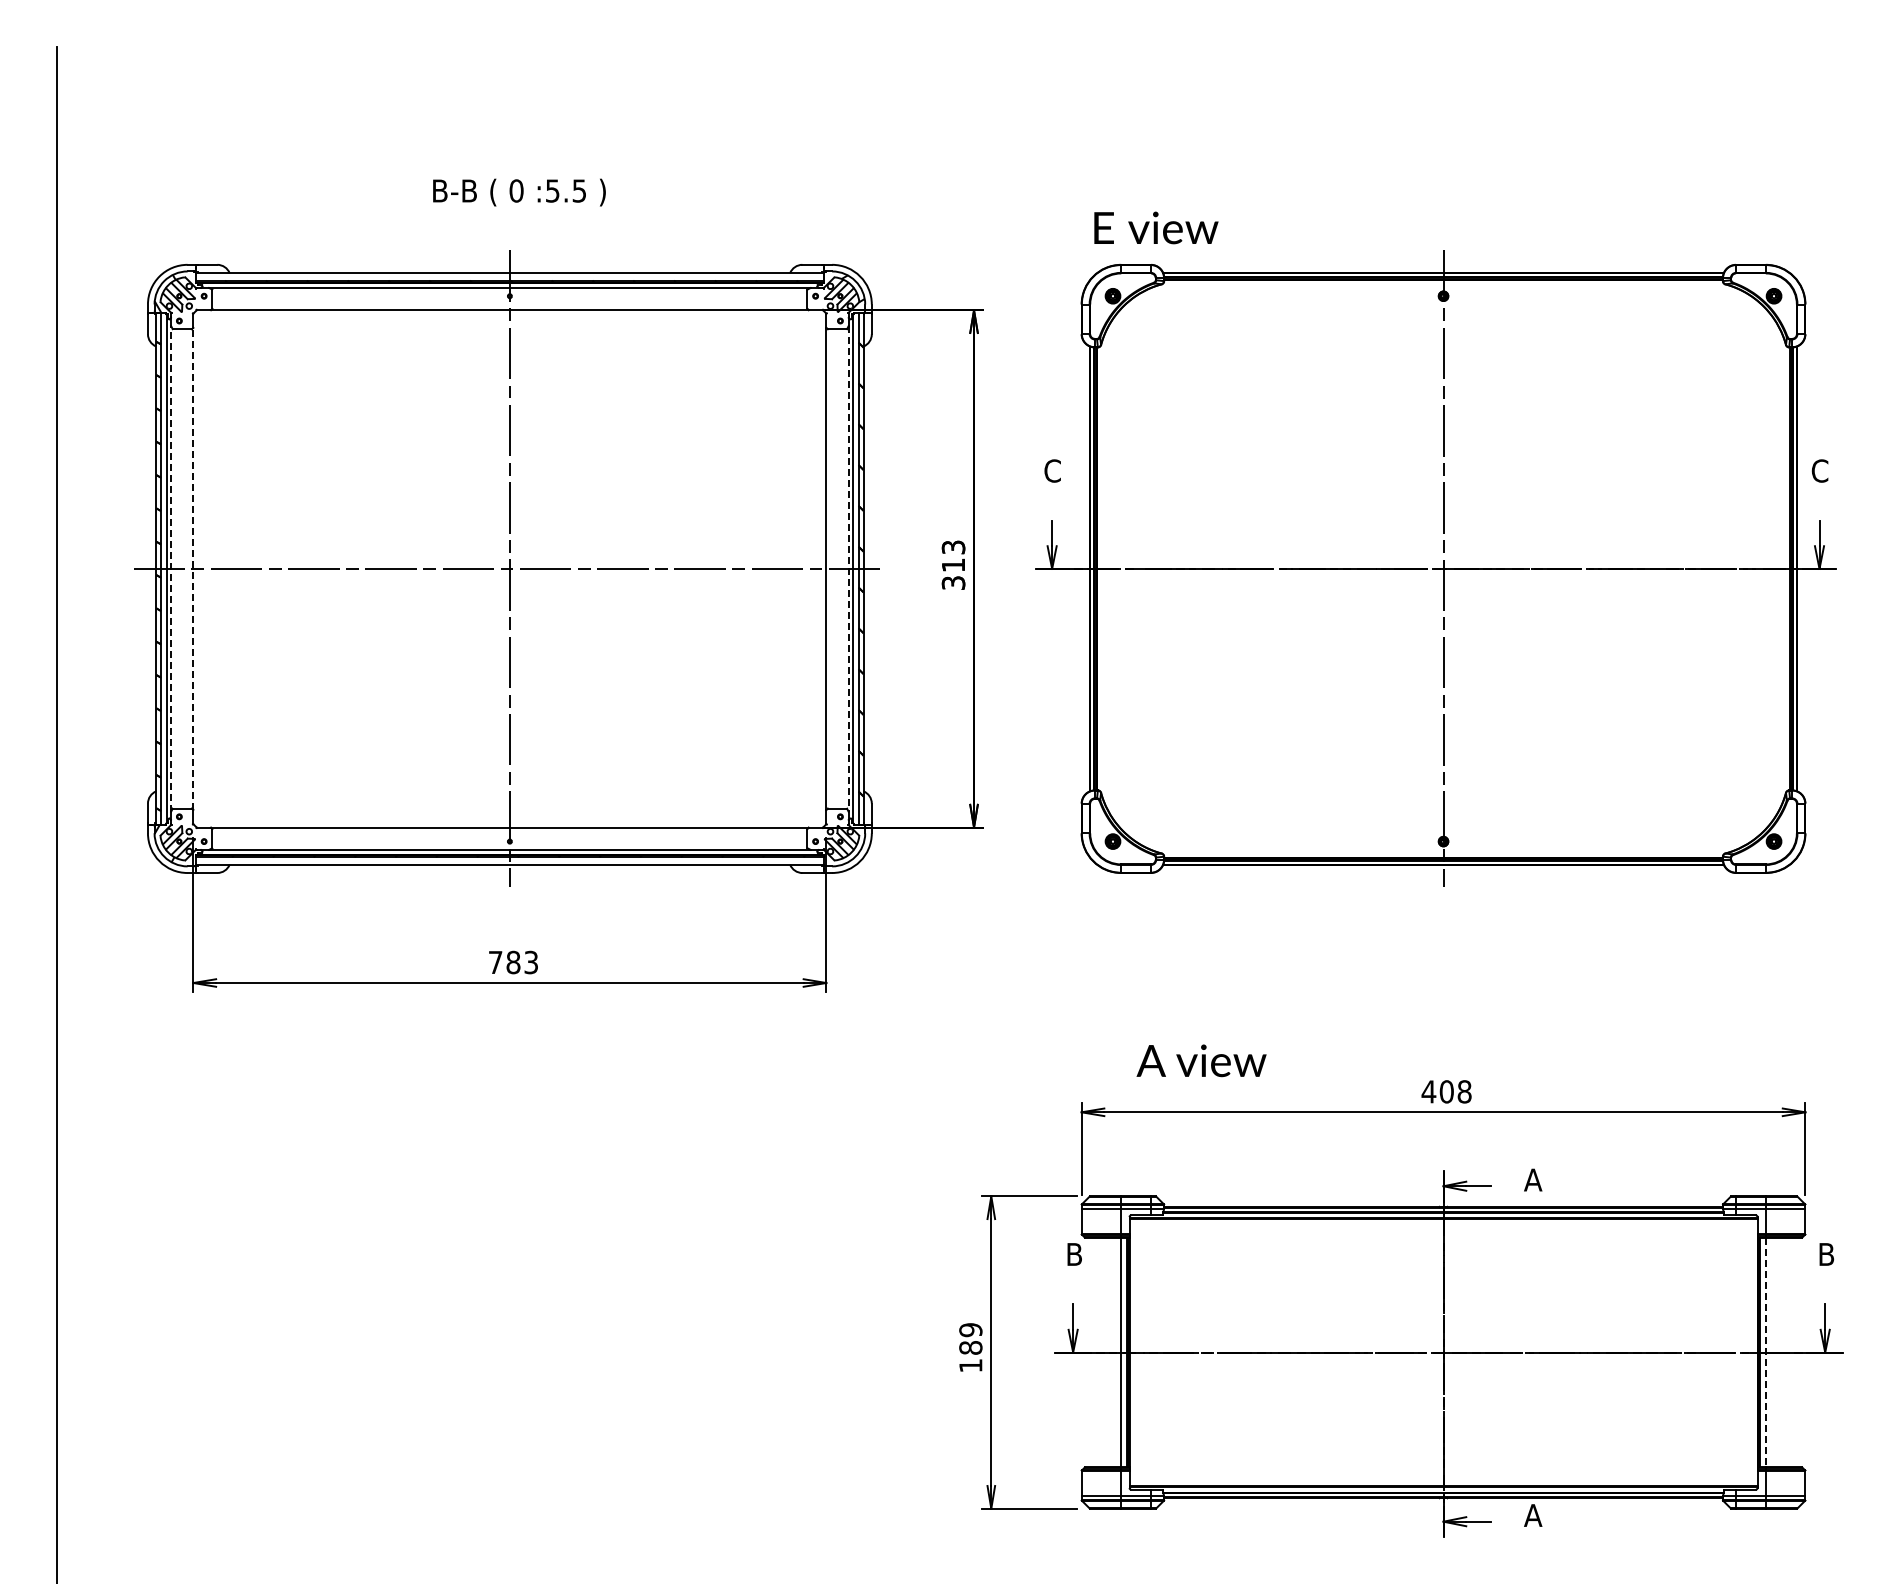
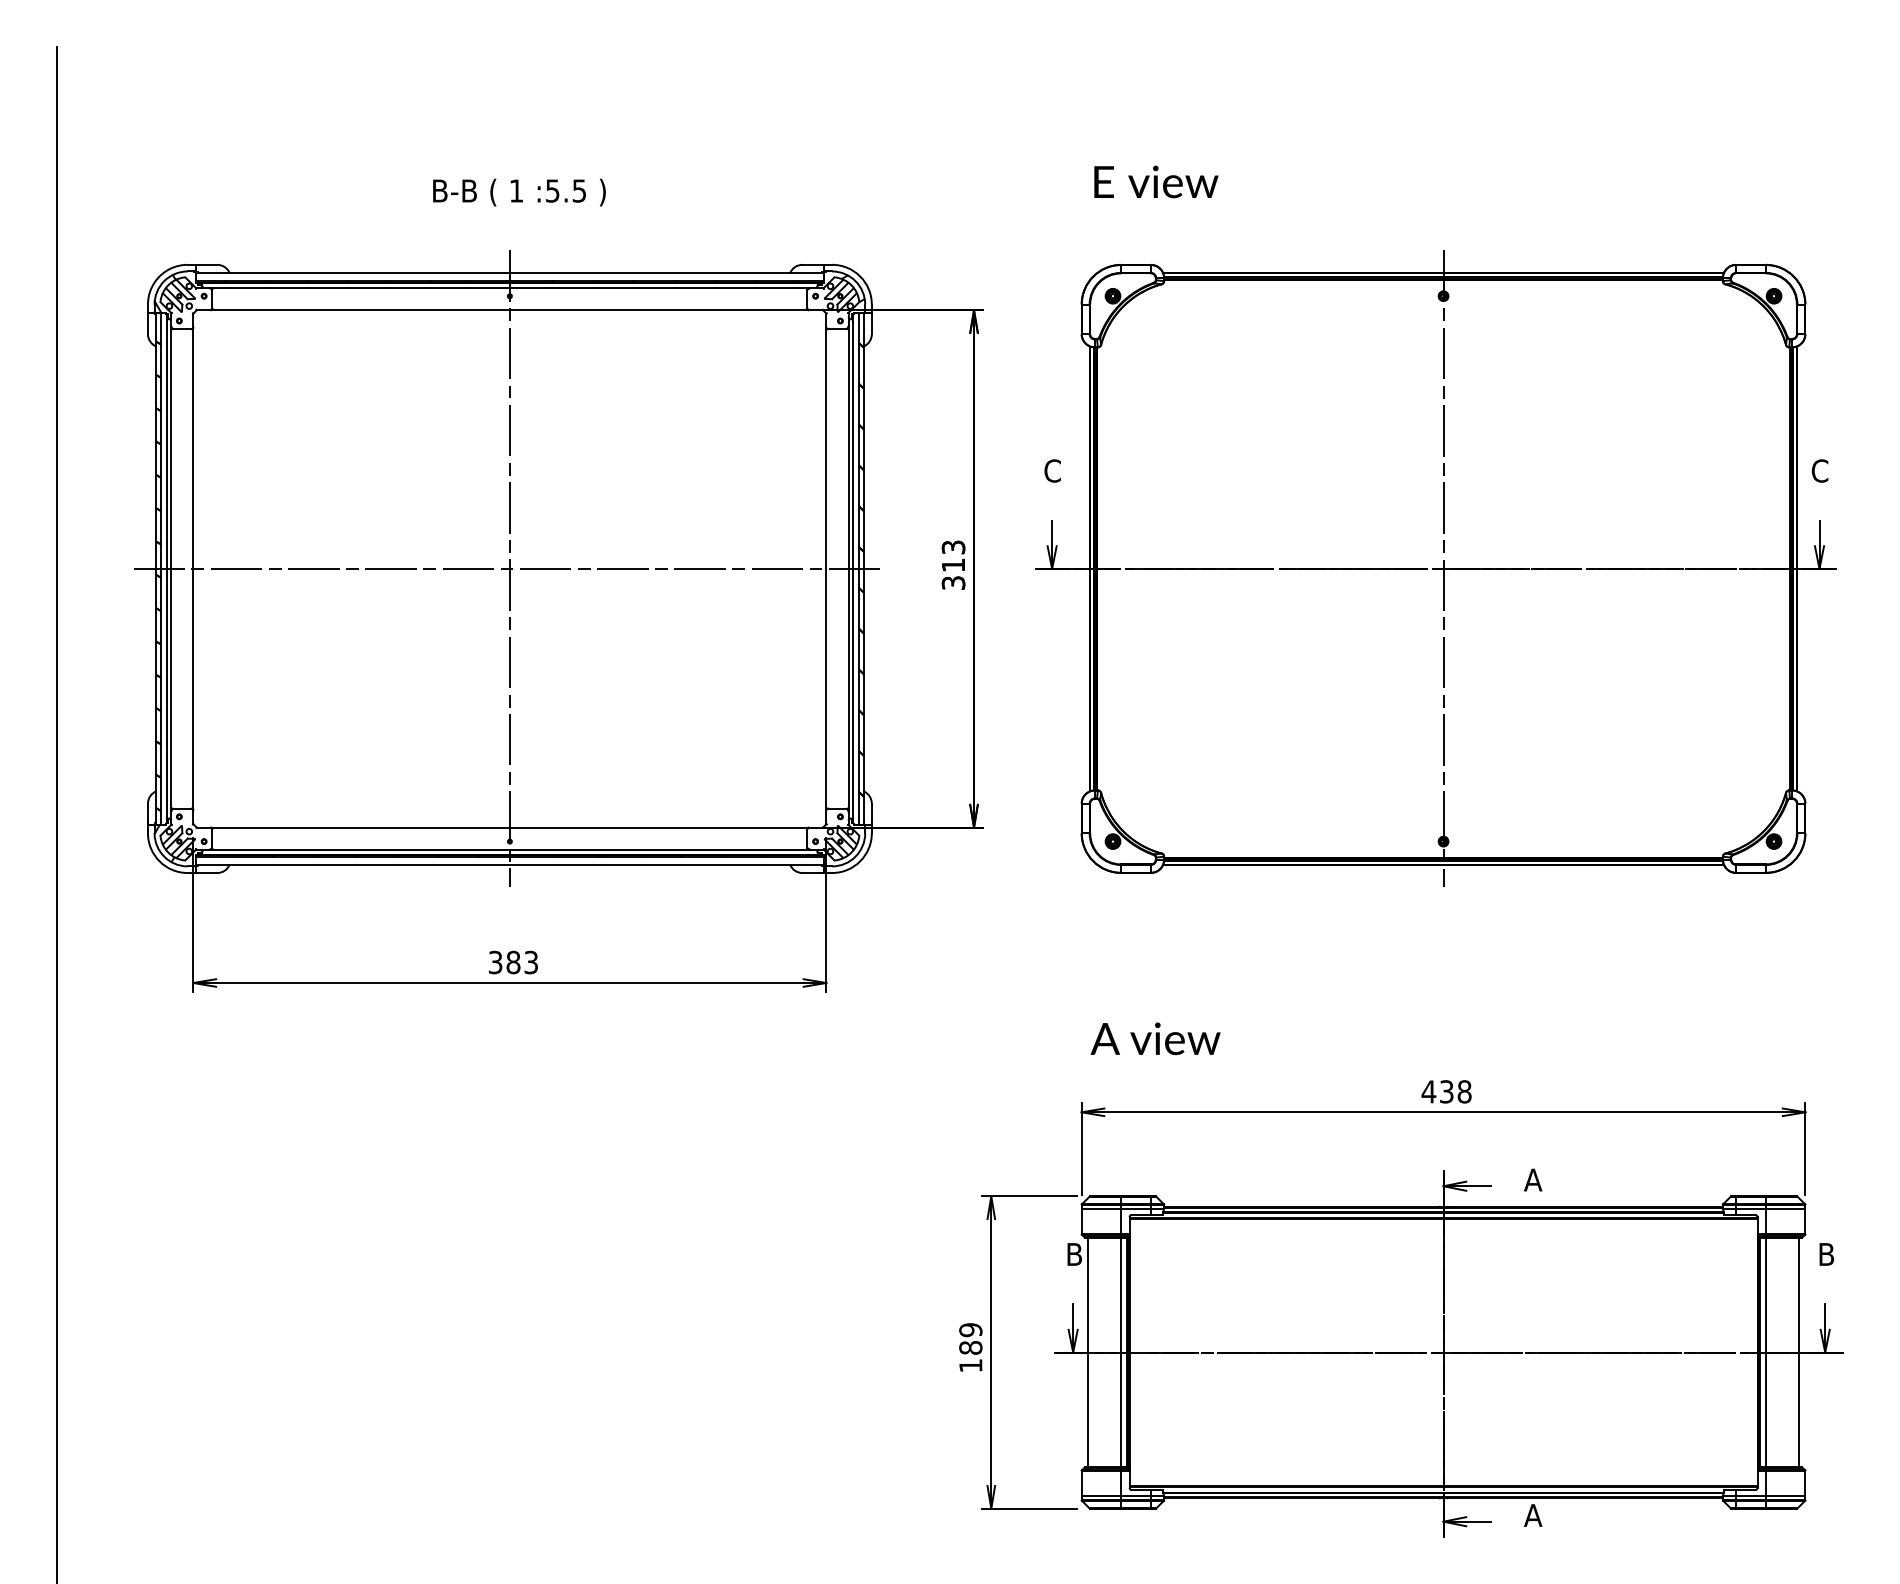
text: 0 -> 1 (516, 190)
text position: (1156, 227) -> (1156, 181) (1156, 181)
line: dashed -> solid (171, 568)
line: dashed -> solid (193, 568)
line: dashed -> solid (848, 569)
text: 783 -> 383 (495, 962)
text position: (1201, 1060) -> (1155, 1038) (1155, 1038)
text: 408 -> 438 (1446, 1091)
line: none -> present (1088, 1352)
line: dashed -> solid (1765, 1352)
line: none -> present (1798, 1352)
